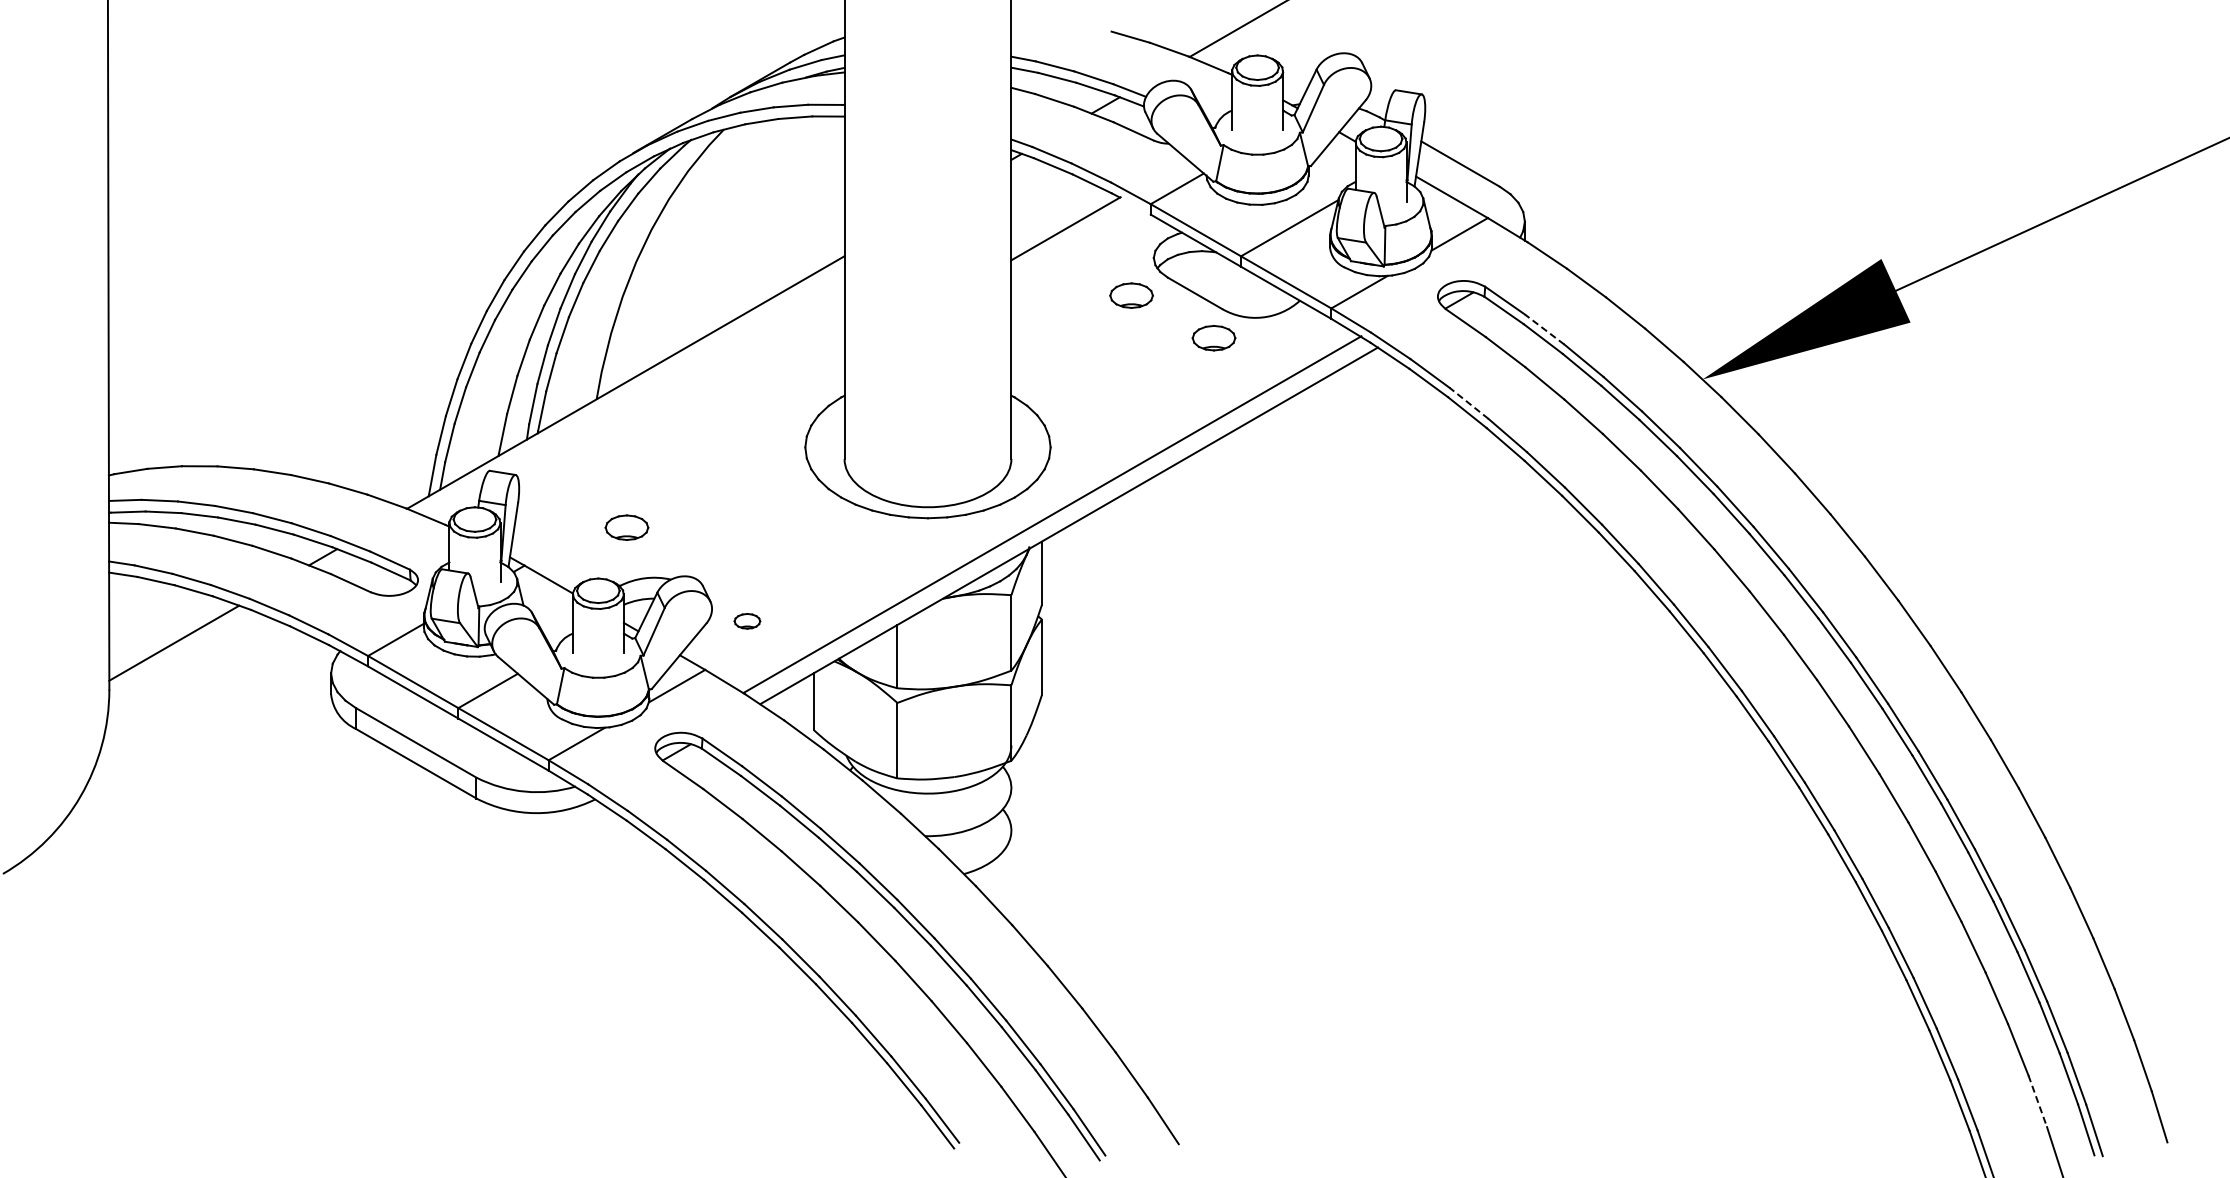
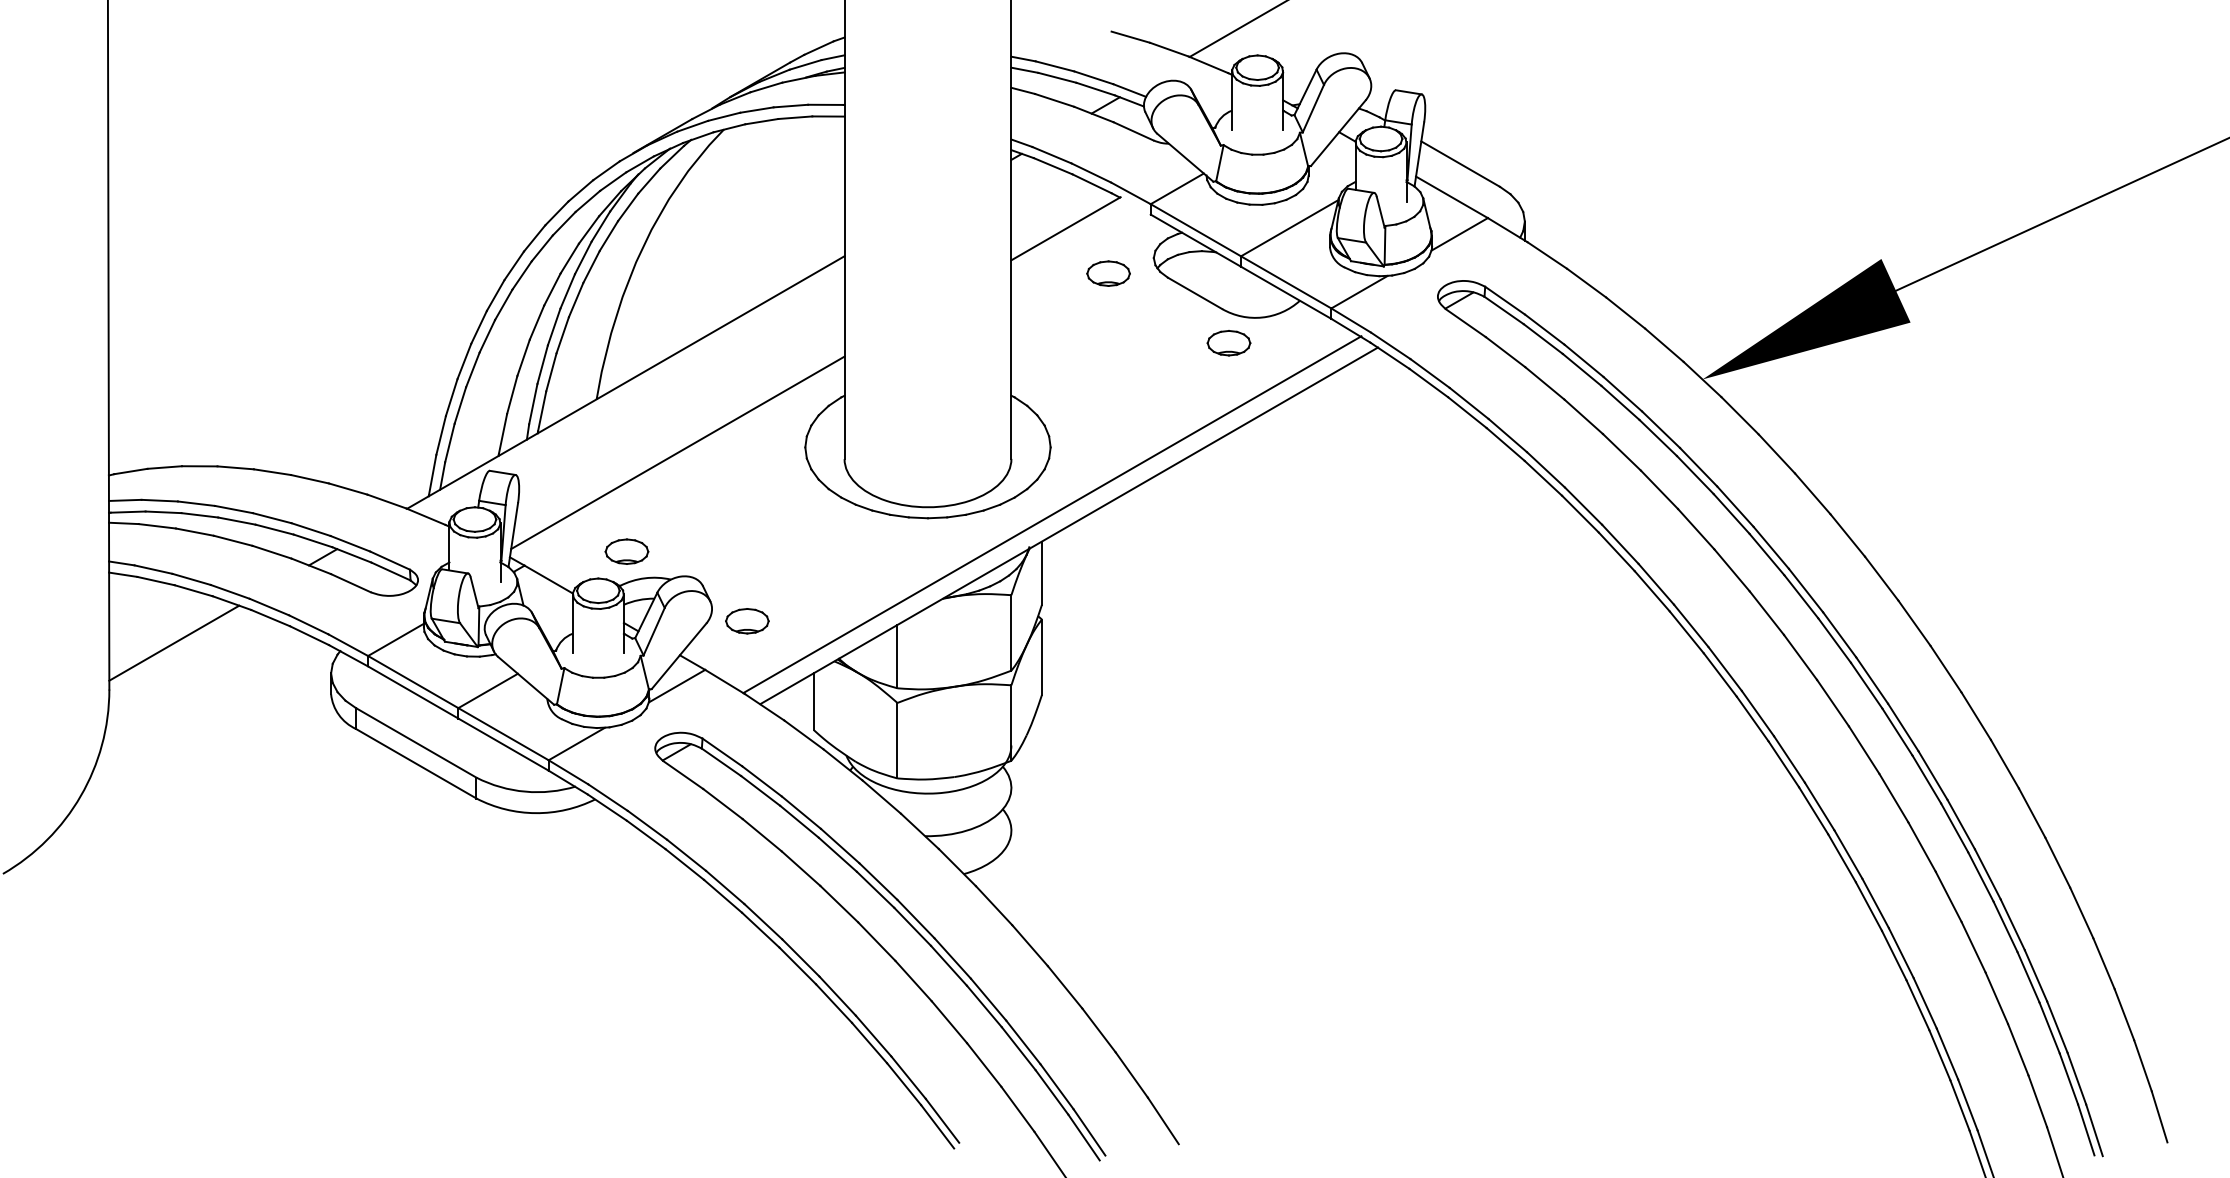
part position: (1131, 295) -> (1108, 273) (1108, 273)
line: dashed -> solid (1544, 329)
part position: (1213, 338) -> (1228, 343) (1228, 343)
line: dashed -> solid (1469, 403)
line: none -> present (677, 452)
part position: (626, 527) -> (626, 551) (626, 551)
part size: 29x17 px -> 45x27 px (747, 621)
line: dashed -> solid (2037, 1101)
